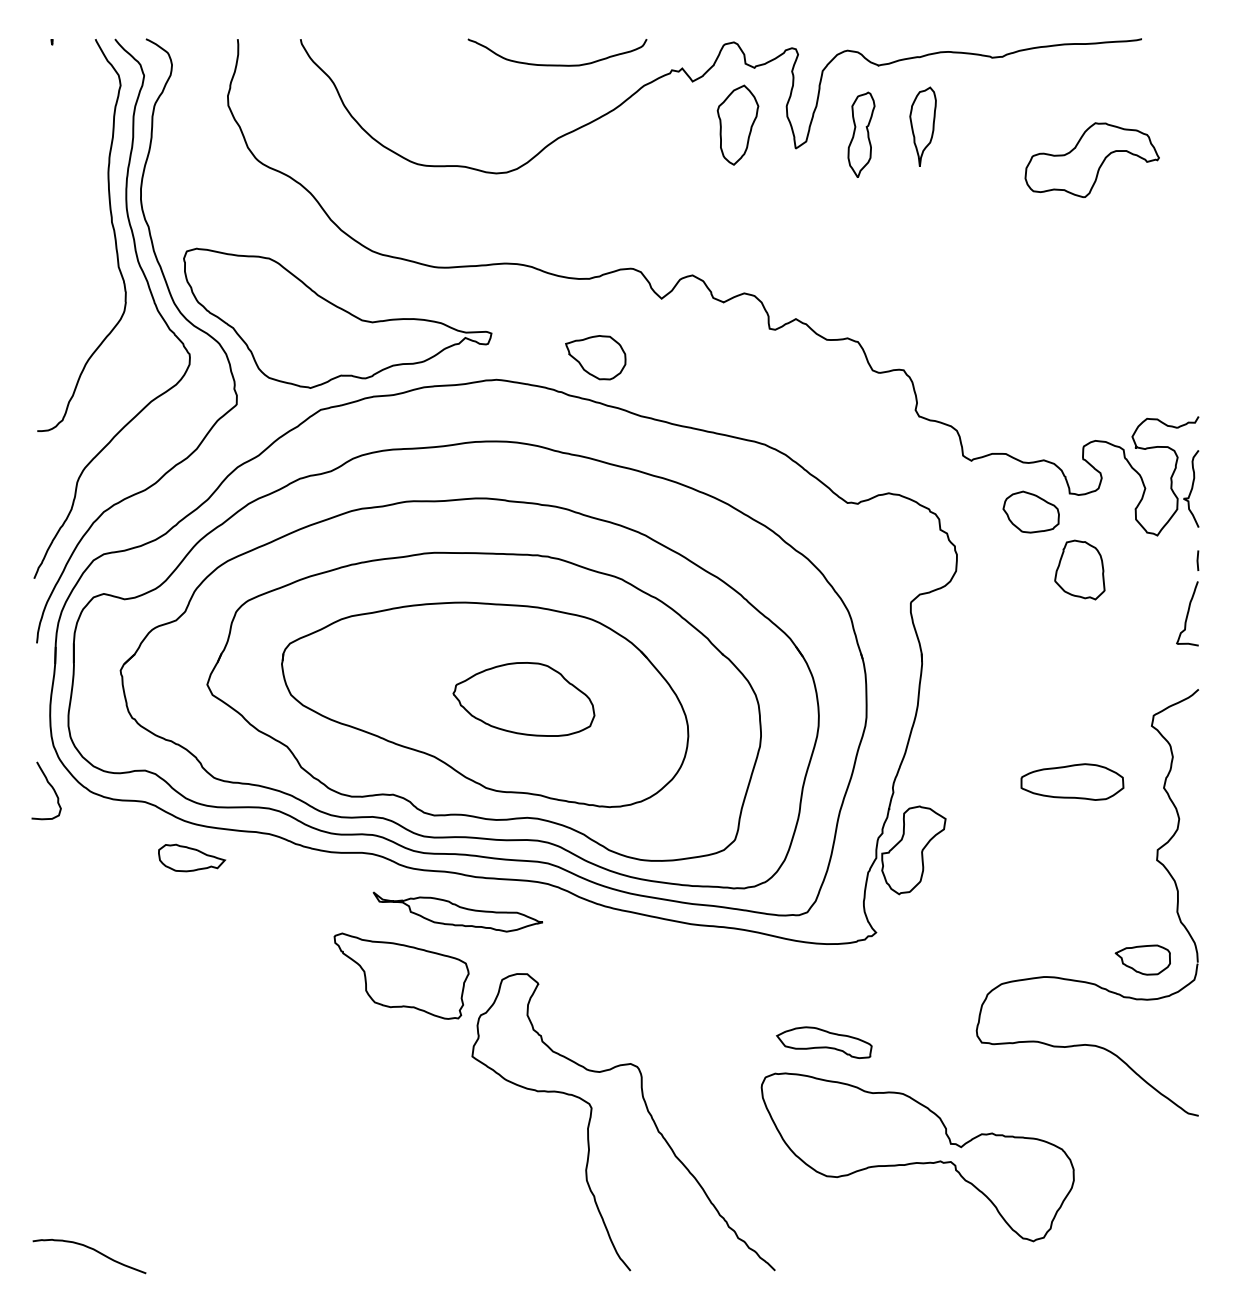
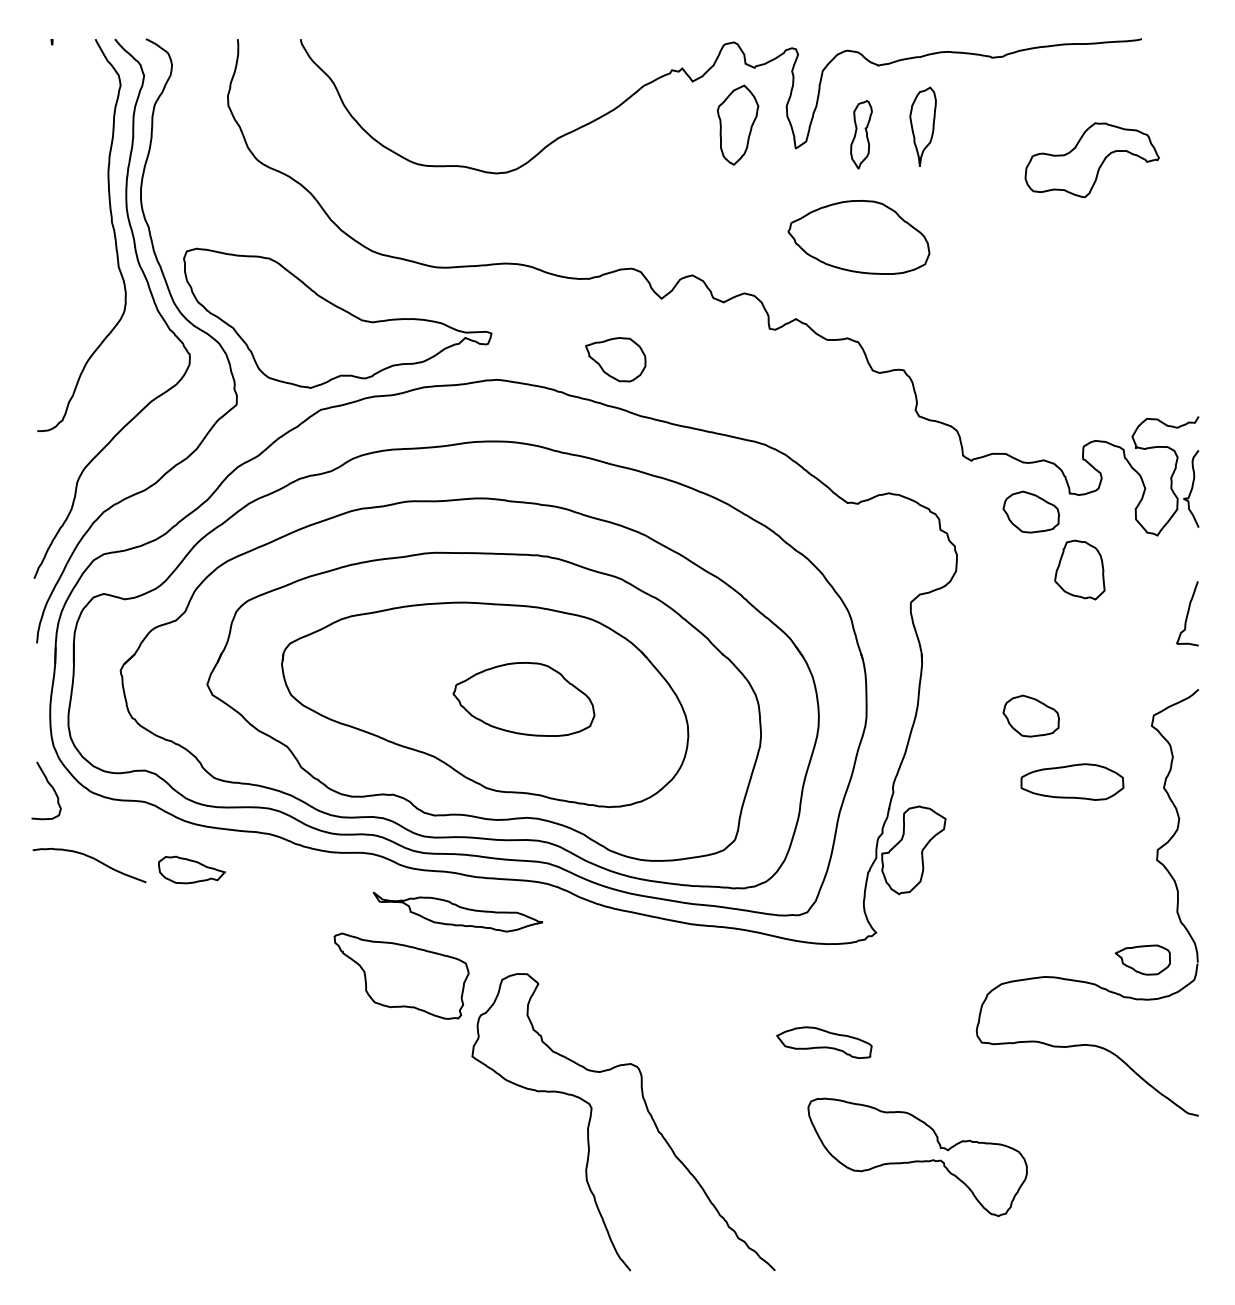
curve: present -> none (557, 64)
part size: 29x87 px -> 23x70 px (861, 134)
part: none -> present (858, 237)
part position: (595, 357) -> (615, 359) (615, 359)
line: present -> none (1197, 560)
part: none -> present (1030, 715)
part position: (192, 857) -> (192, 869) (192, 869)
part size: 315x171 px -> 221x121 px (917, 1157)
curve position: (90, 1249) -> (90, 858) (90, 858)
